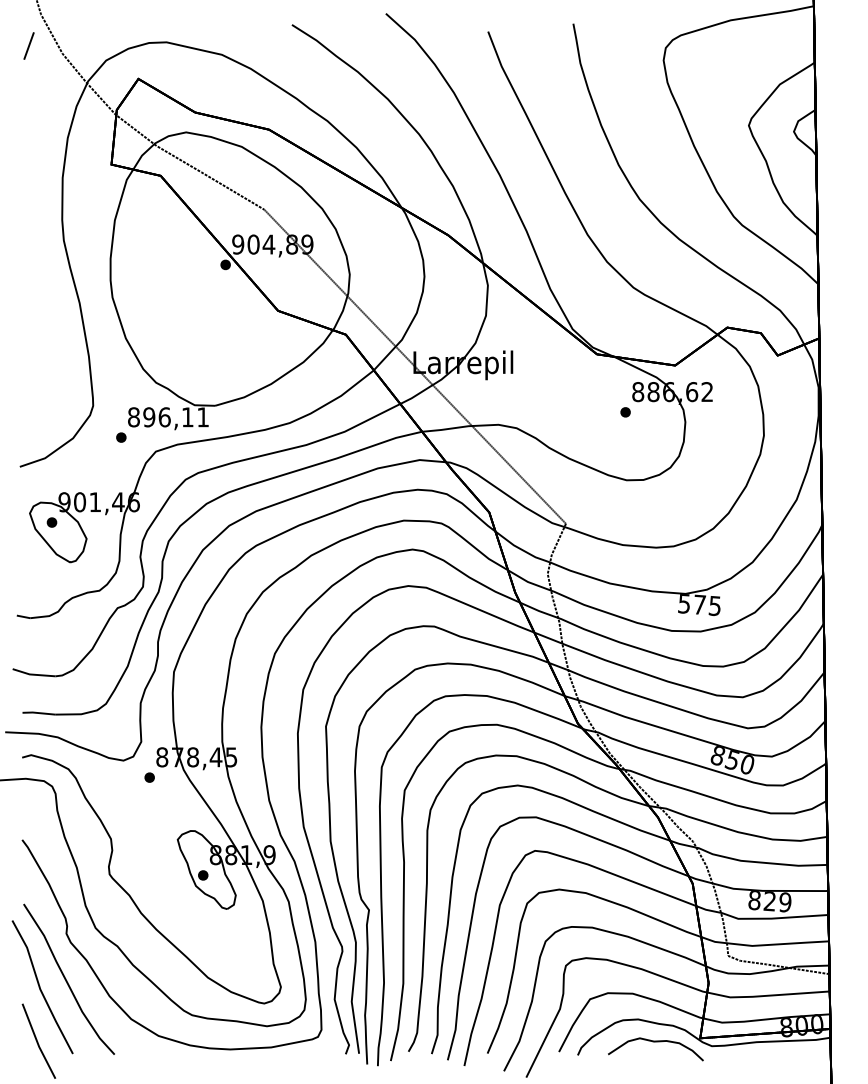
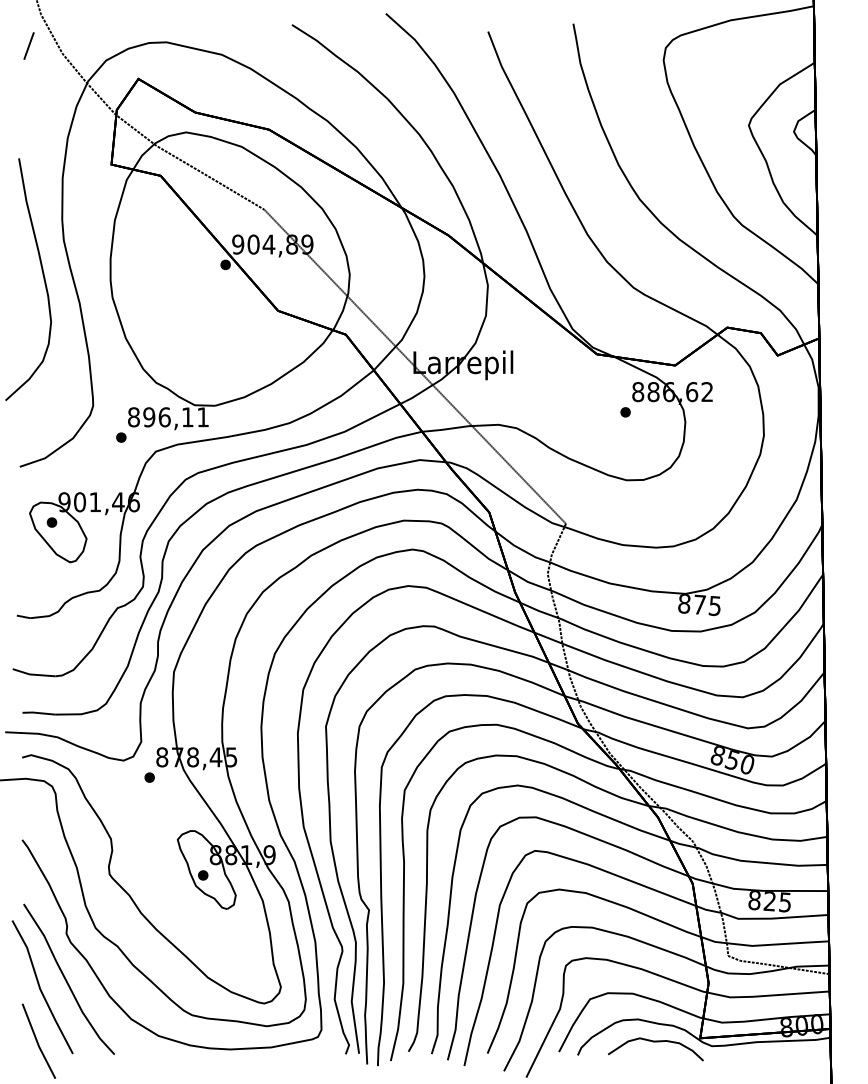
curve: none -> present (42, 275)
text: 575 -> 875 (684, 603)
text: 829 -> 825 (785, 902)
